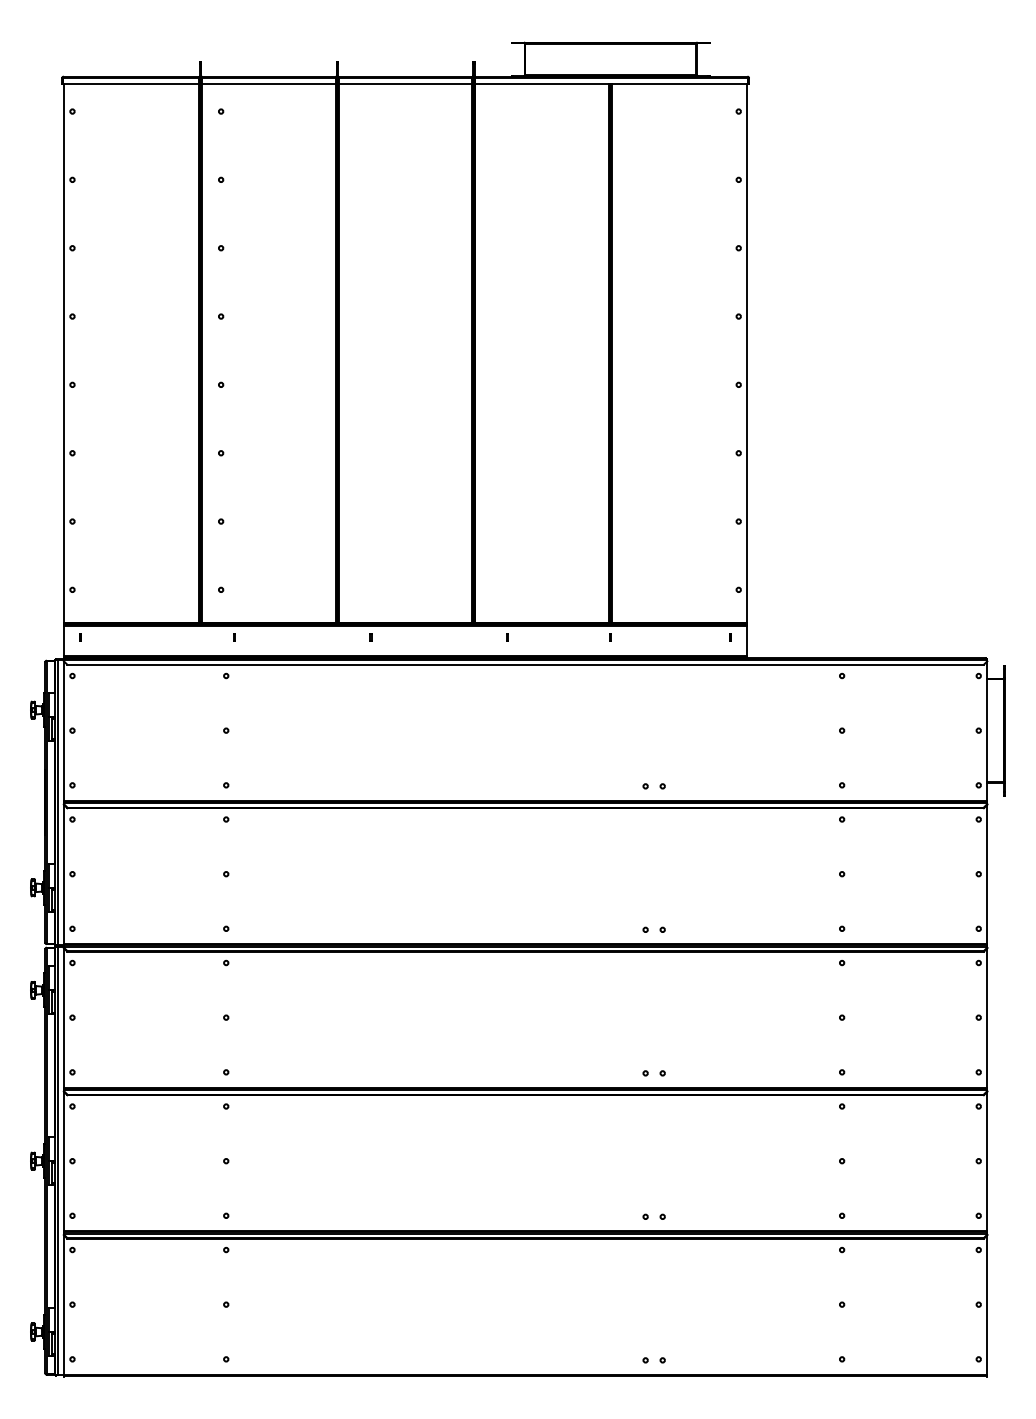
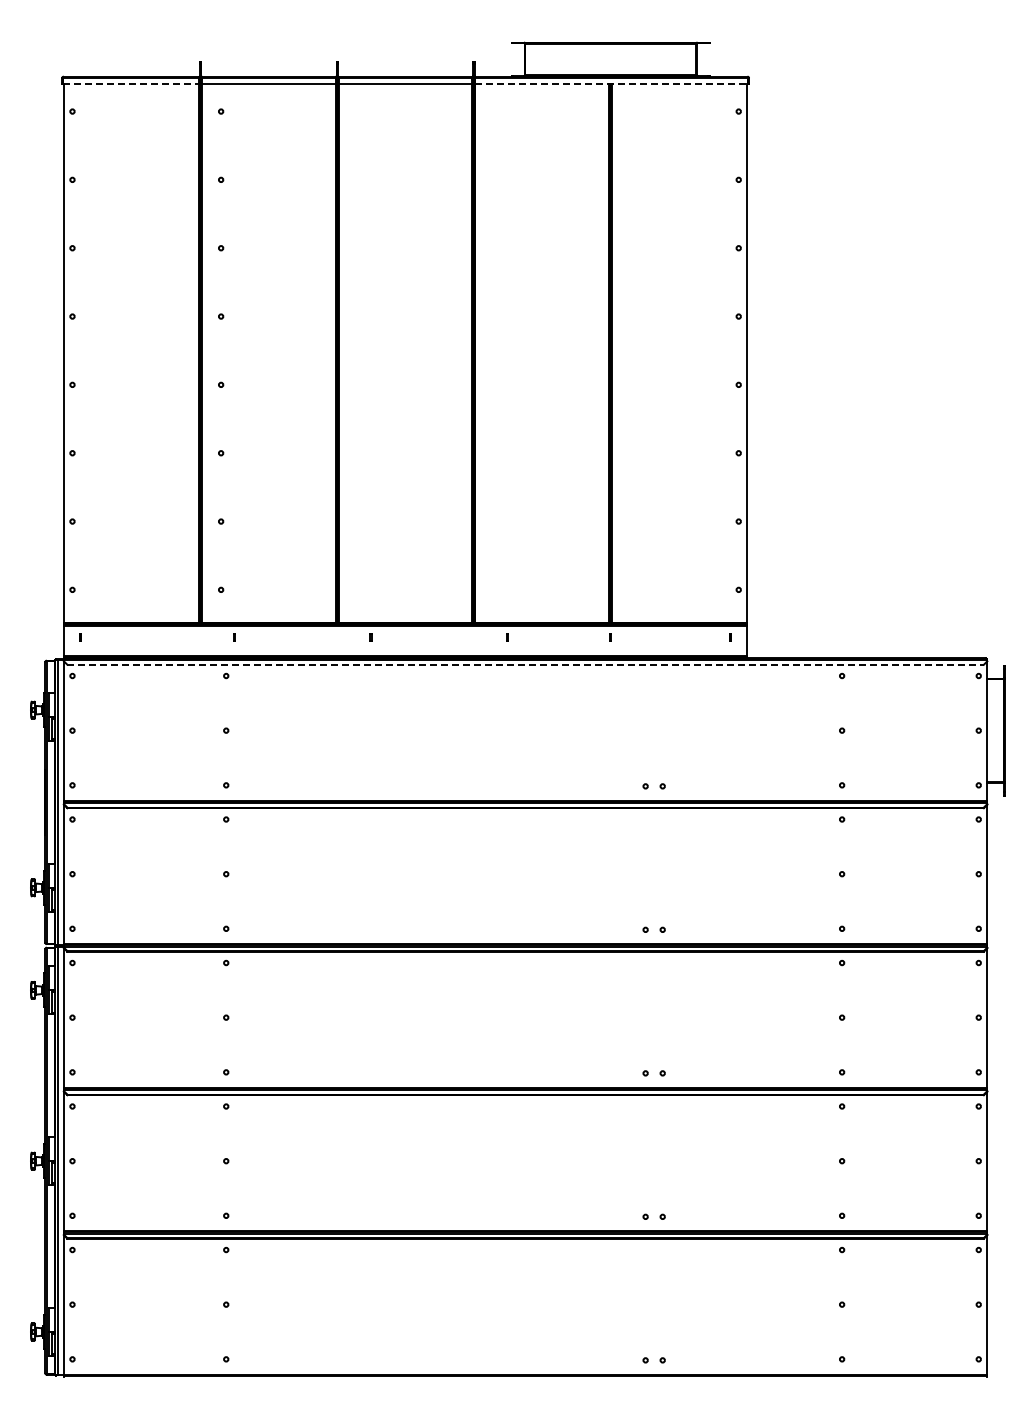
line: solid -> dashed (131, 83)
line: solid -> dashed (612, 83)
line: solid -> dashed (526, 664)
